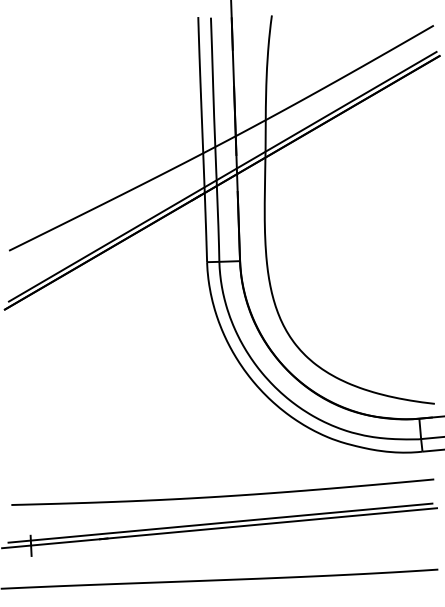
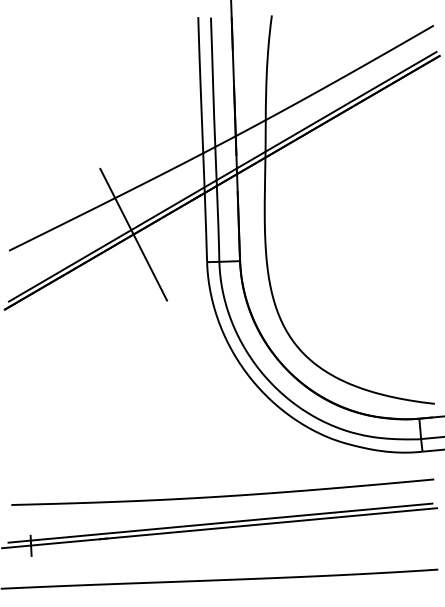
line: none -> present (133, 234)
